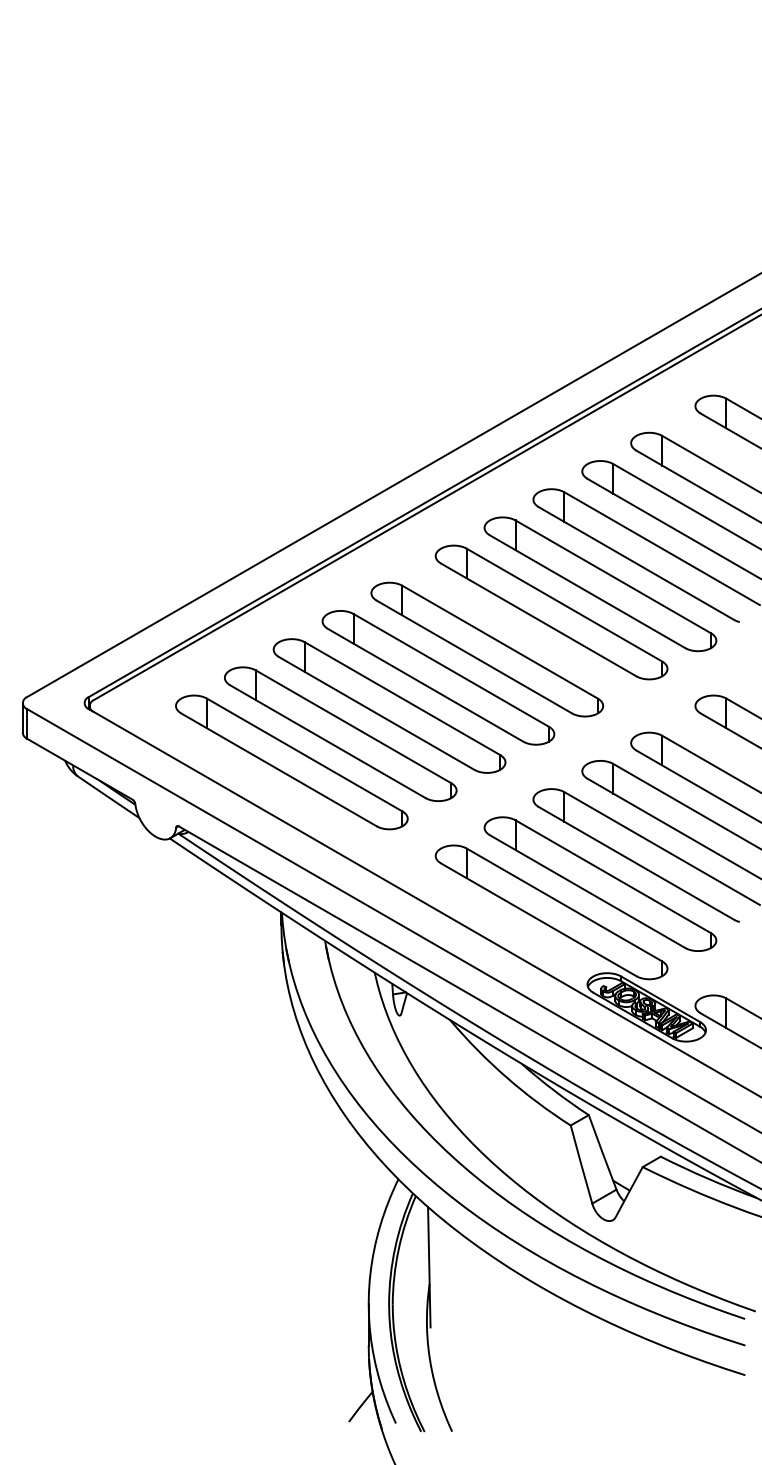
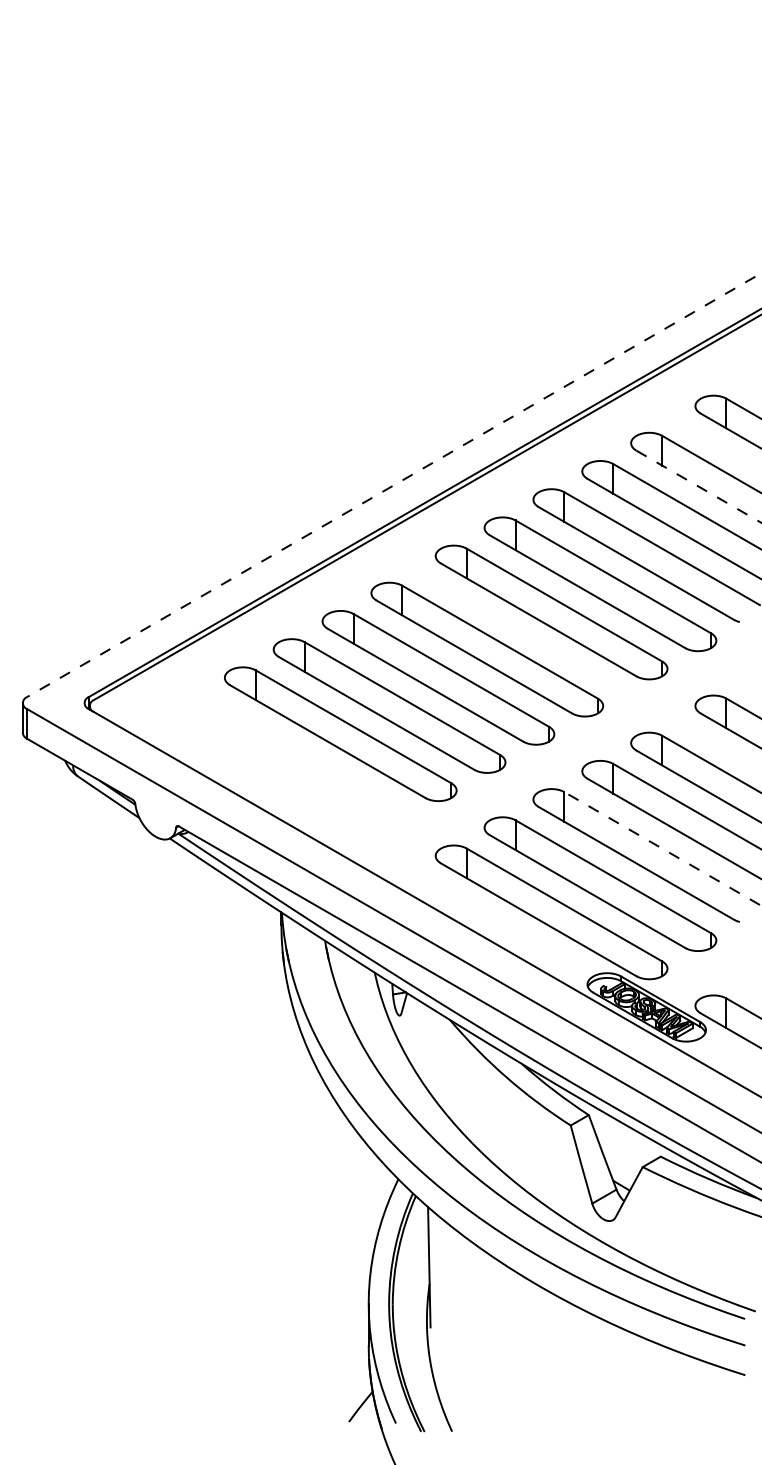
line: solid -> dashed (394, 485)
line: solid -> dashed (699, 487)
part: present -> none (291, 762)
line: solid -> dashed (662, 848)
